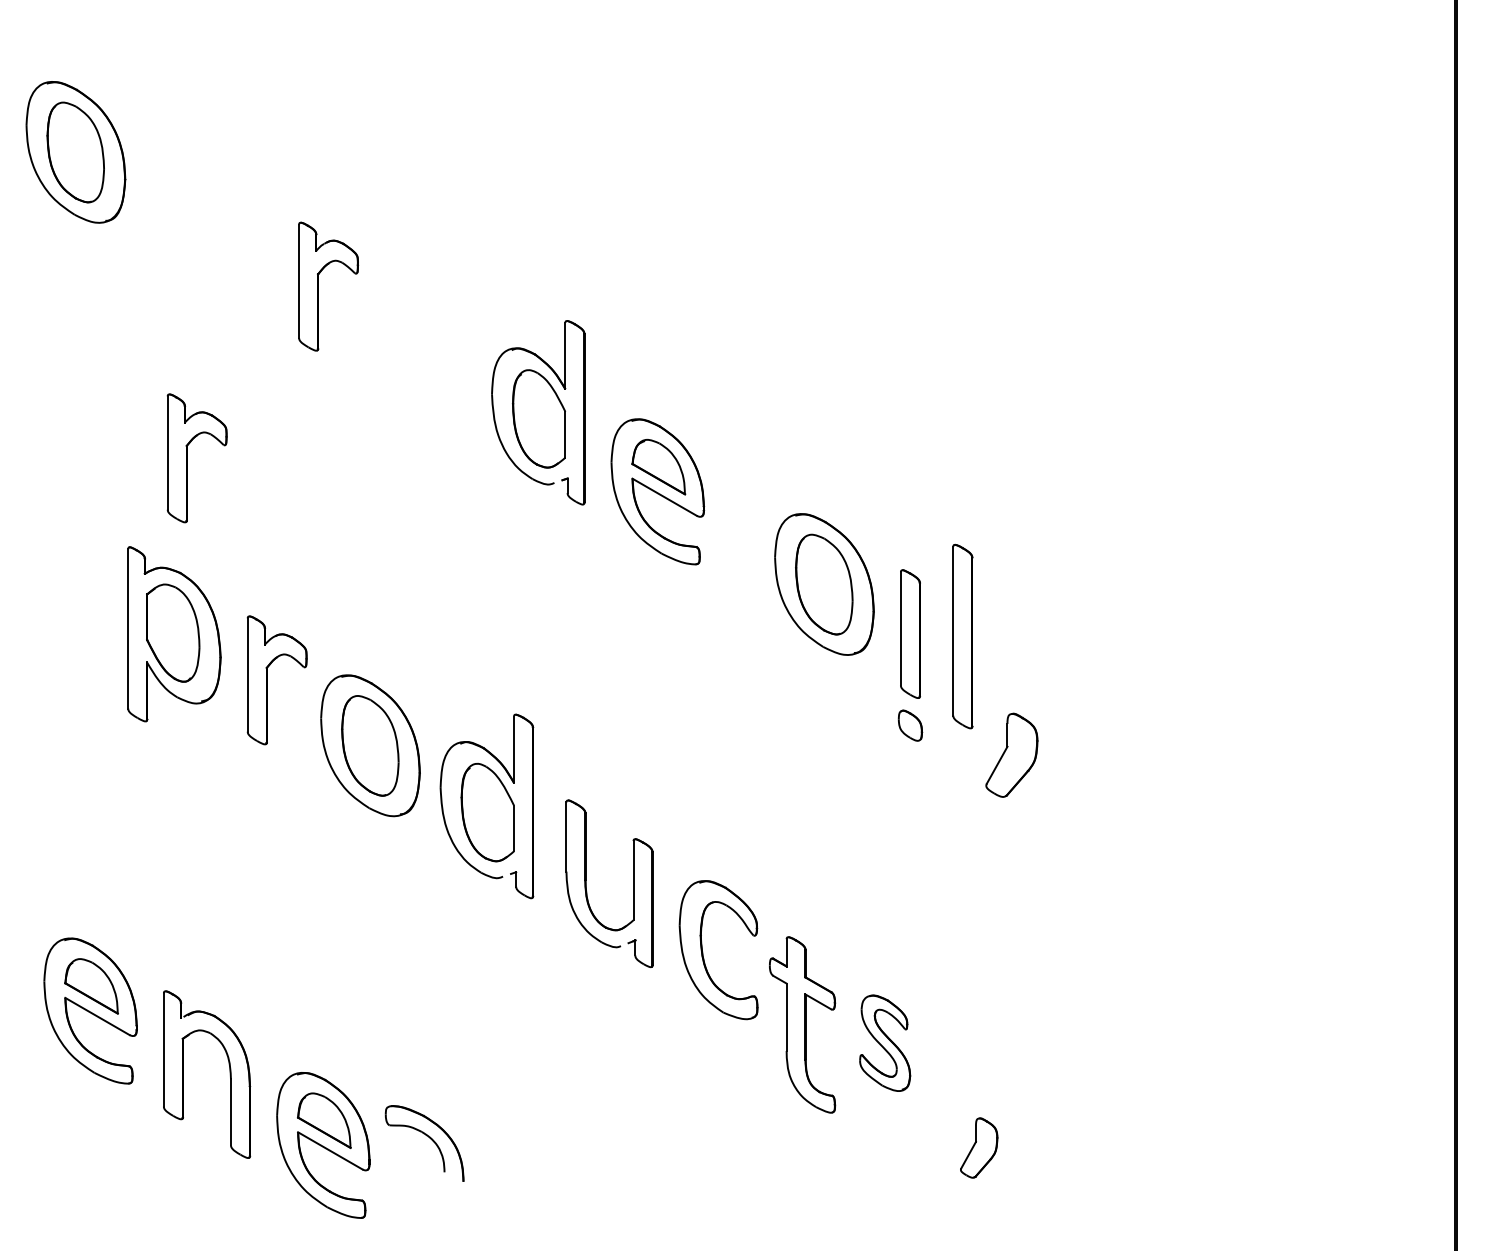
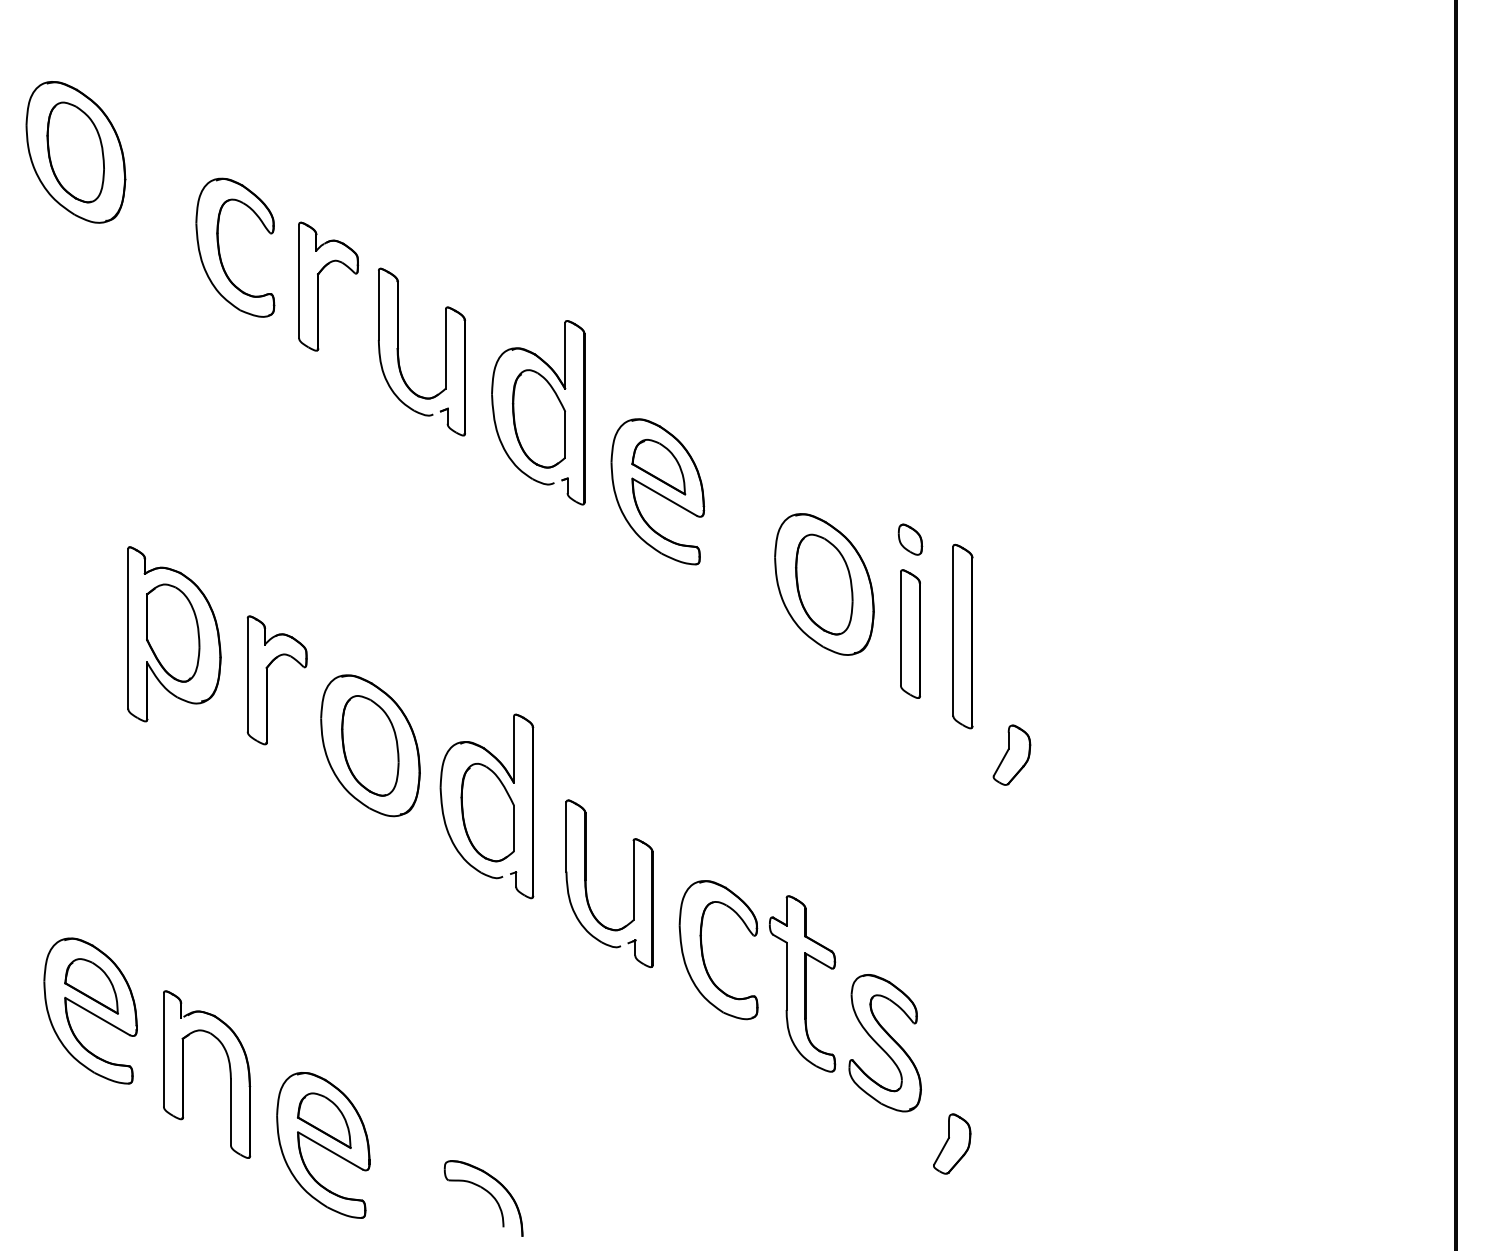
part: none -> present (220, 252)
part: none -> present (399, 356)
part: present -> none (187, 458)
part position: (910, 725) -> (910, 539) (910, 539)
part size: 54x86 px -> 40x62 px (1011, 754)
part position: (802, 1024) -> (802, 983) (802, 983)
part size: 53x98 px -> 74x139 px (884, 1043)
part position: (429, 1138) -> (488, 1193) (488, 1193)
part position: (979, 1147) -> (952, 1143) (952, 1143)
